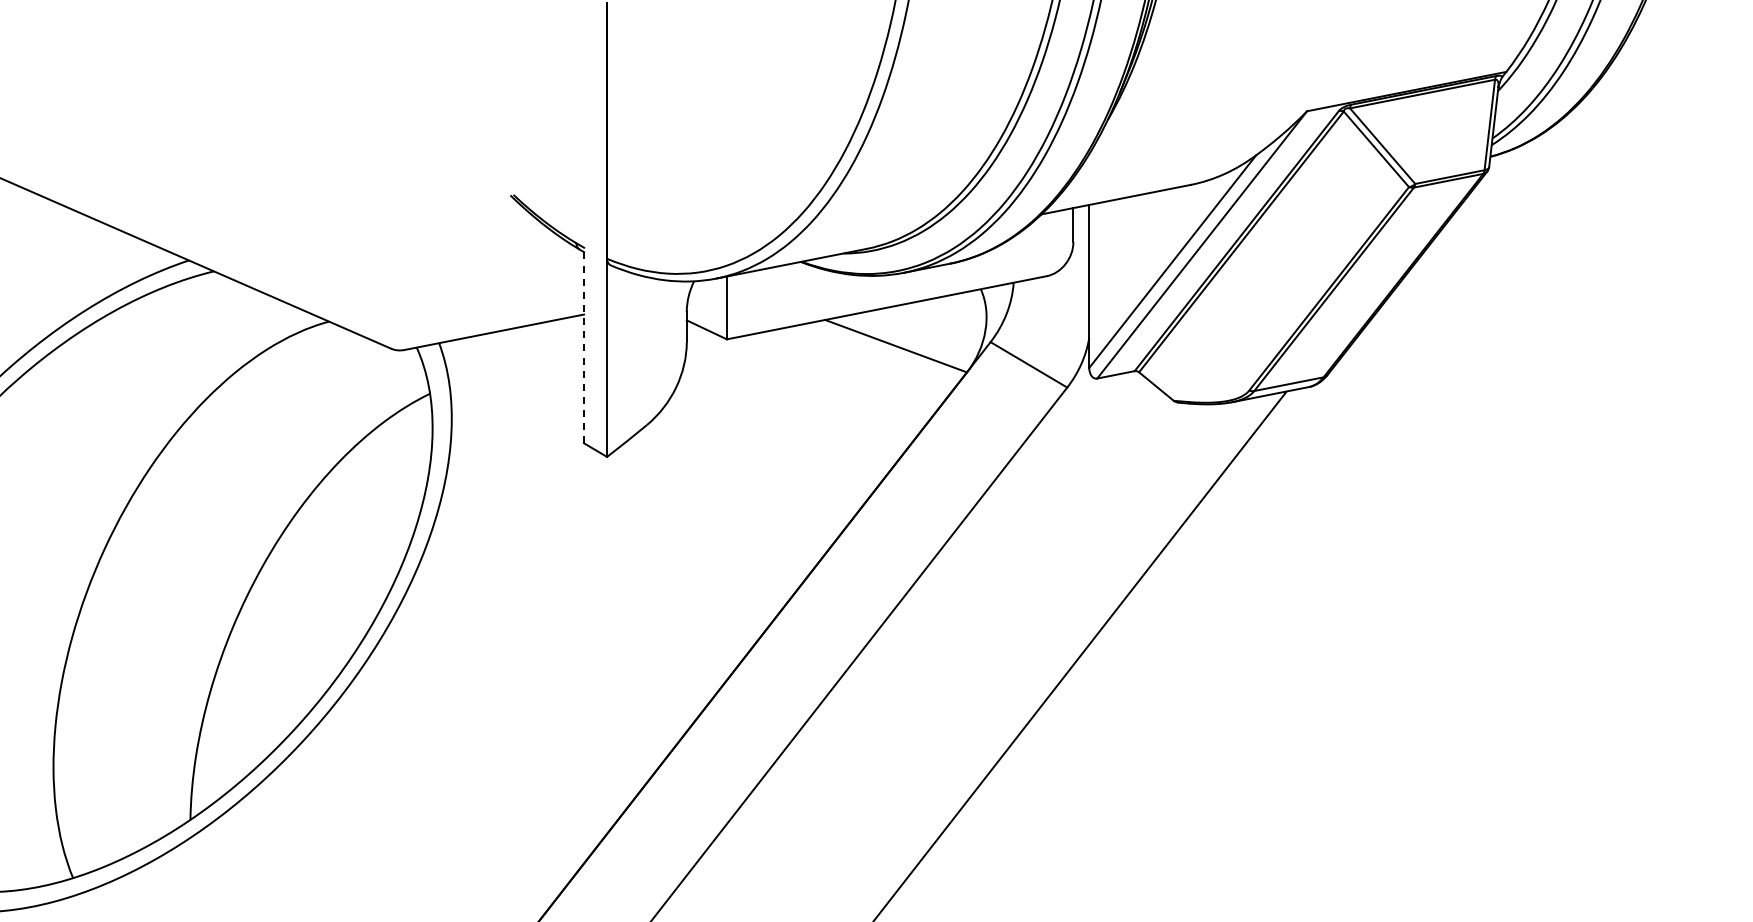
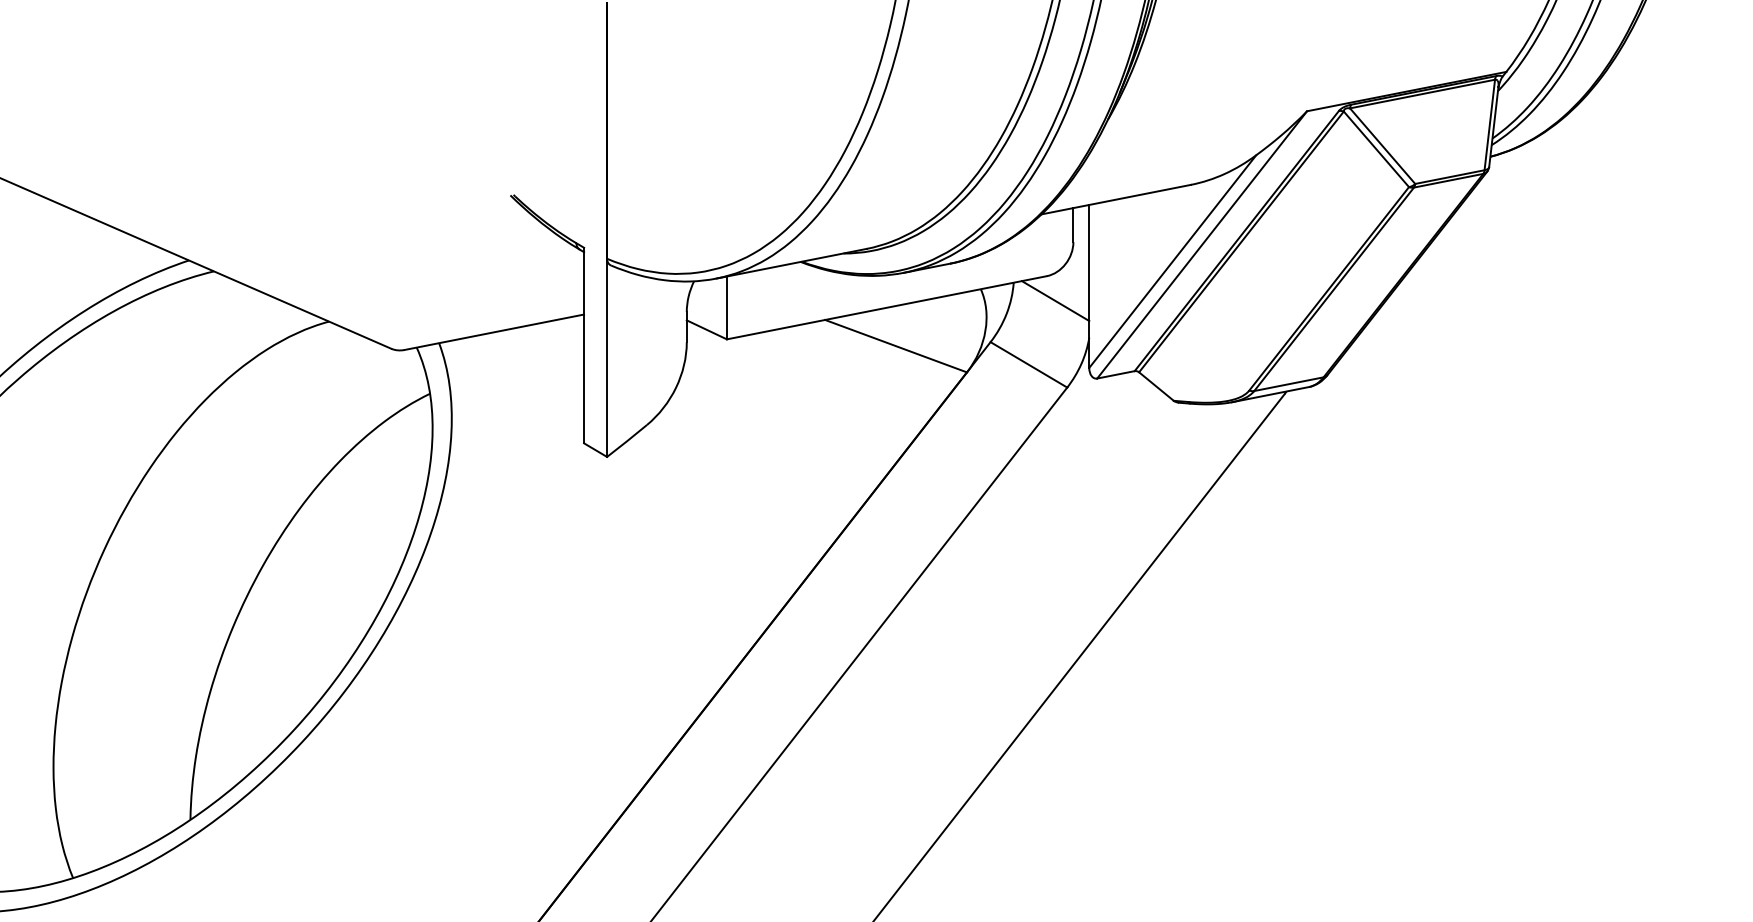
line: none -> present (1055, 301)
line: dashed -> solid (584, 345)
